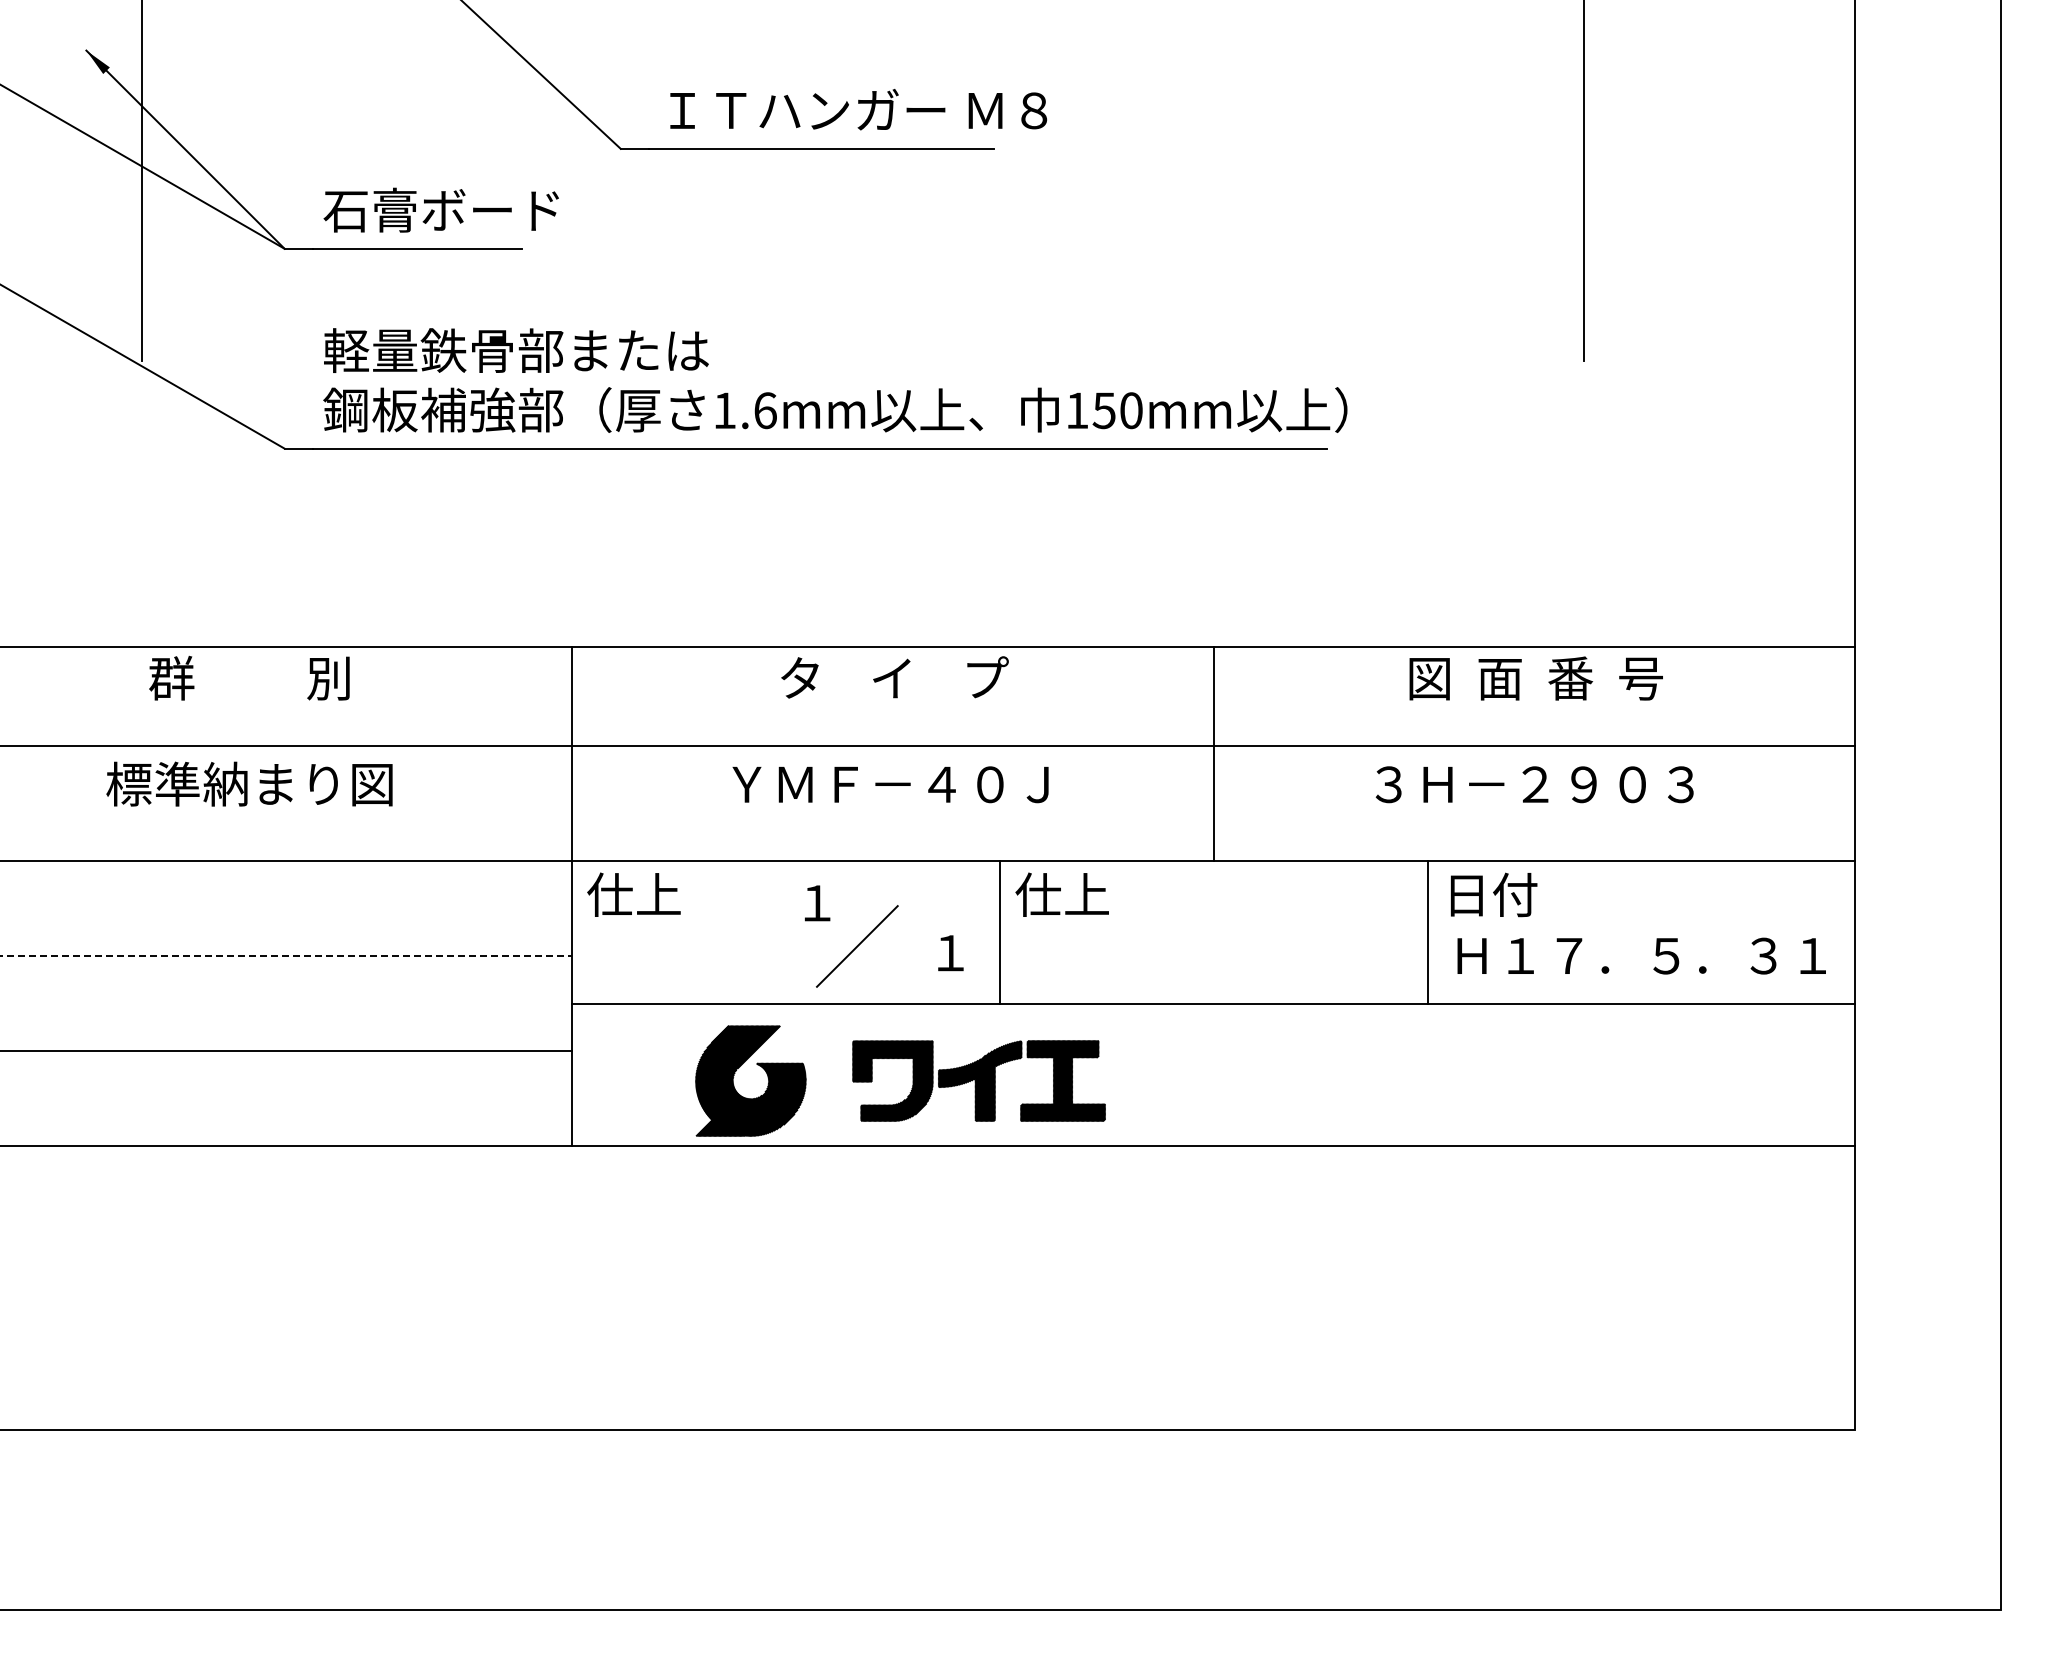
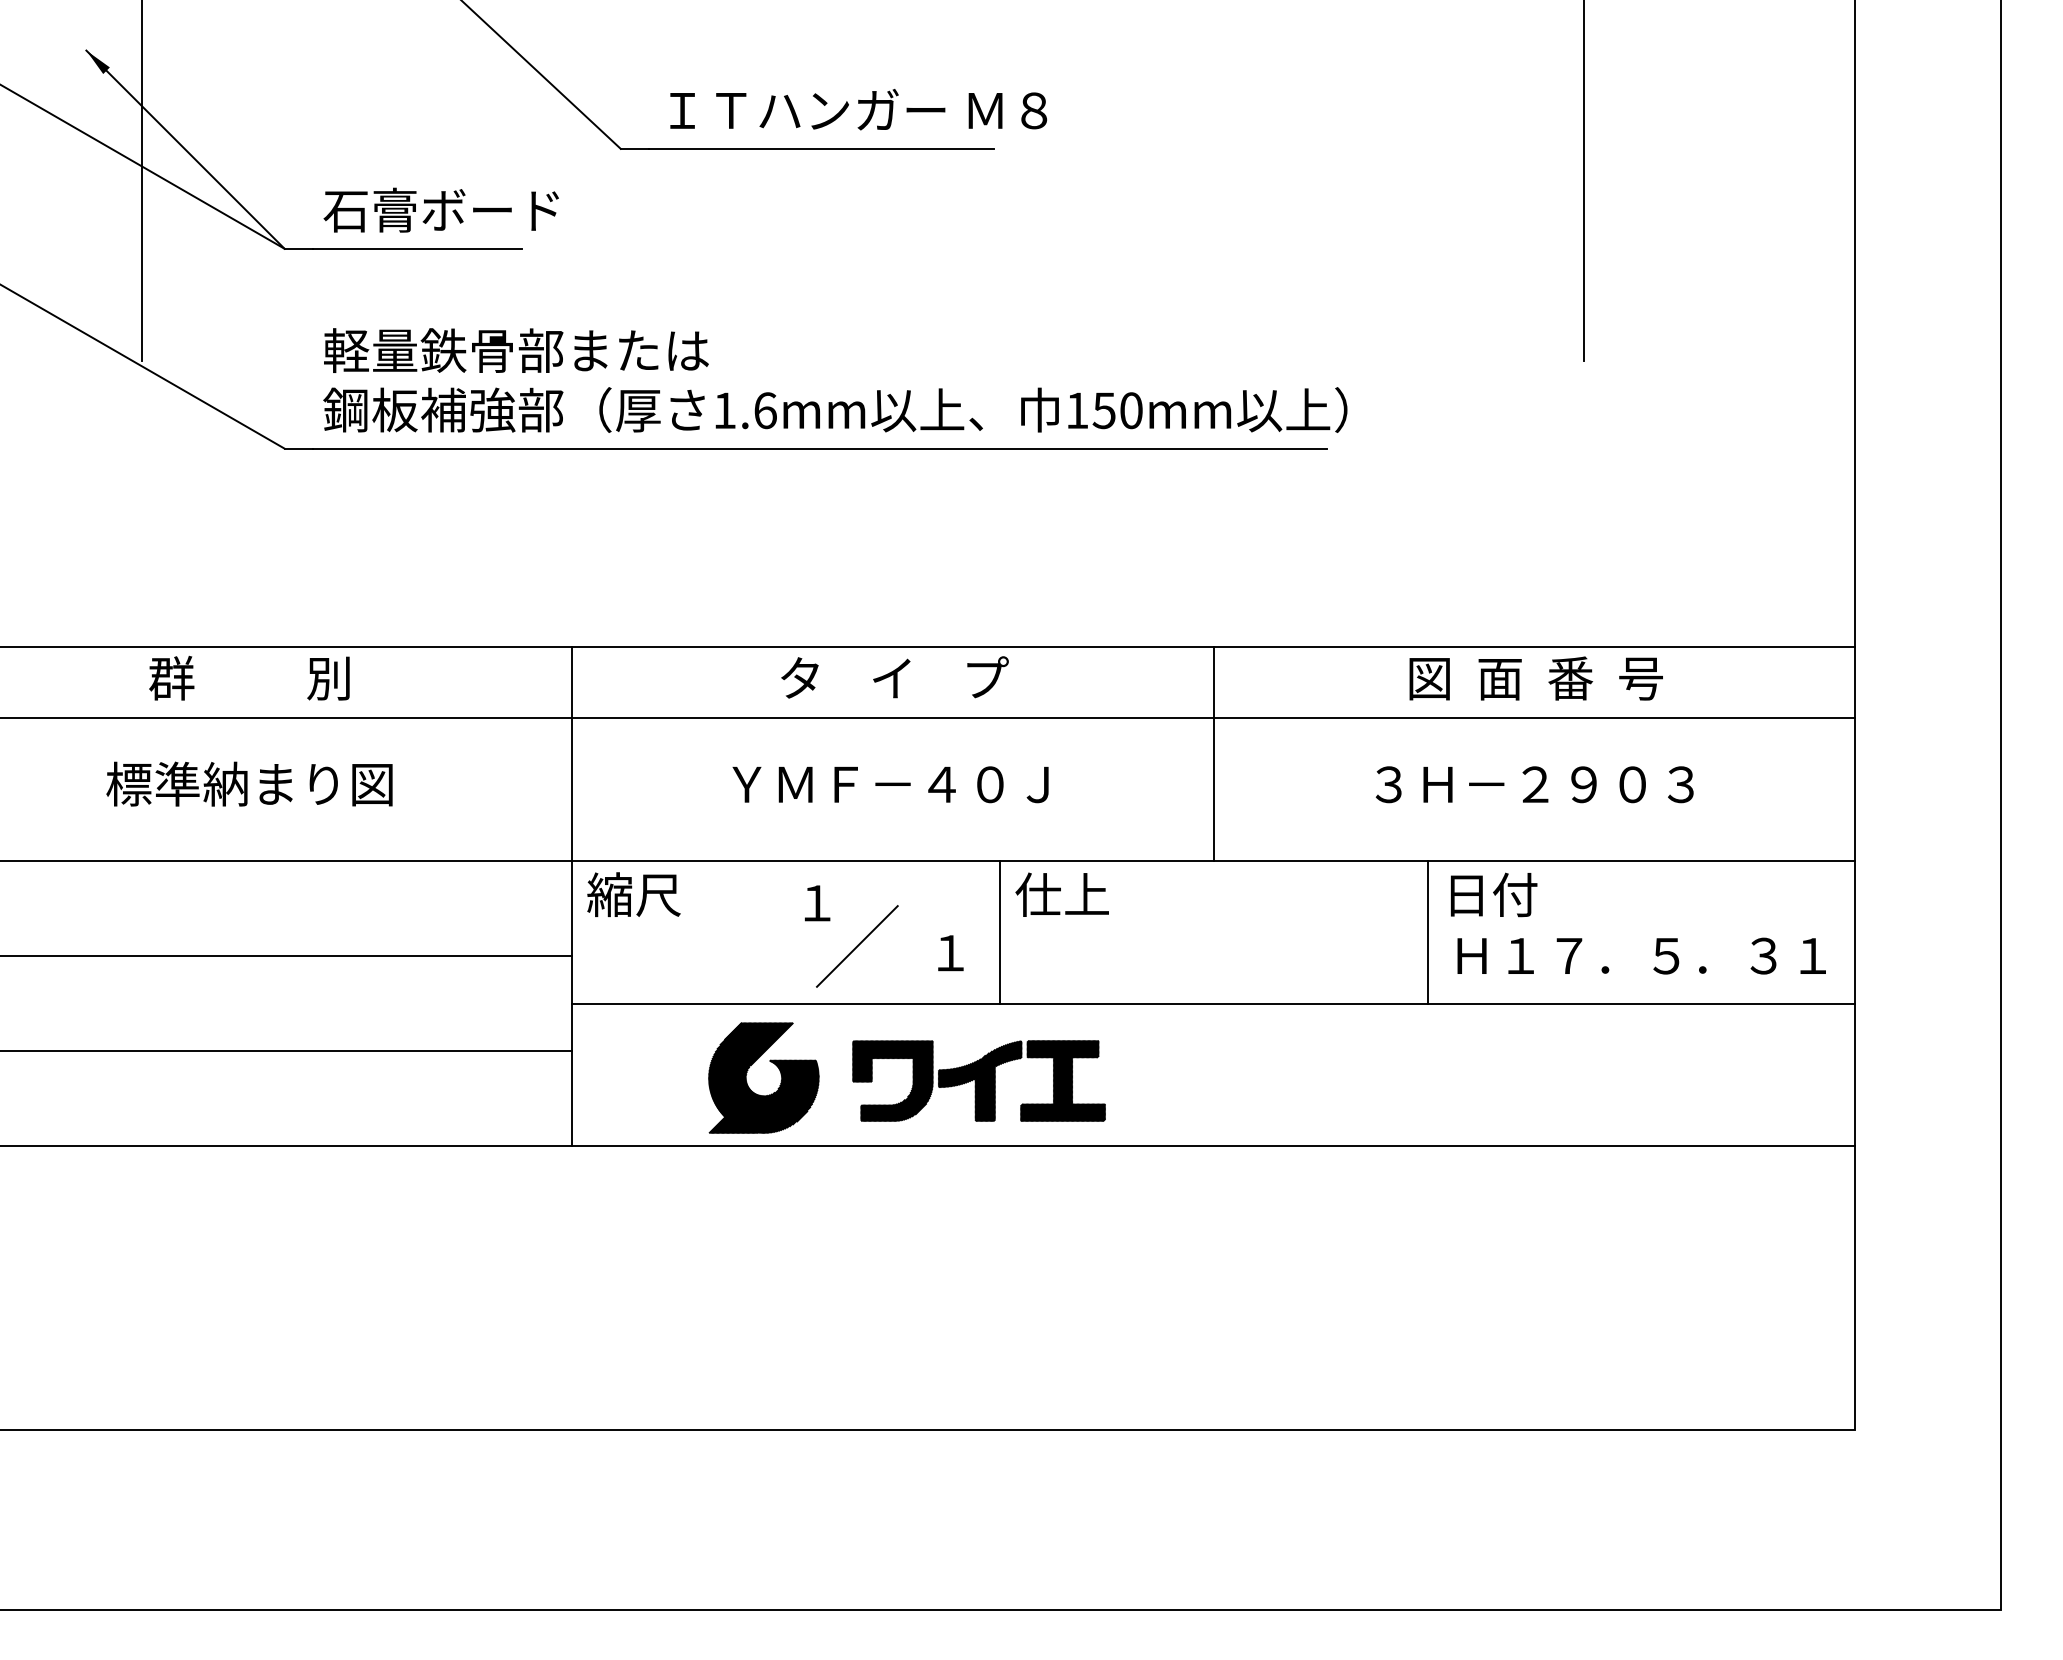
line position: (928, 746) -> (928, 718) (928, 718)
text: 仕上 -> 縮尺 (633, 894)
line: dashed -> solid (286, 955)
part position: (734, 1077) -> (747, 1074) (747, 1074)
